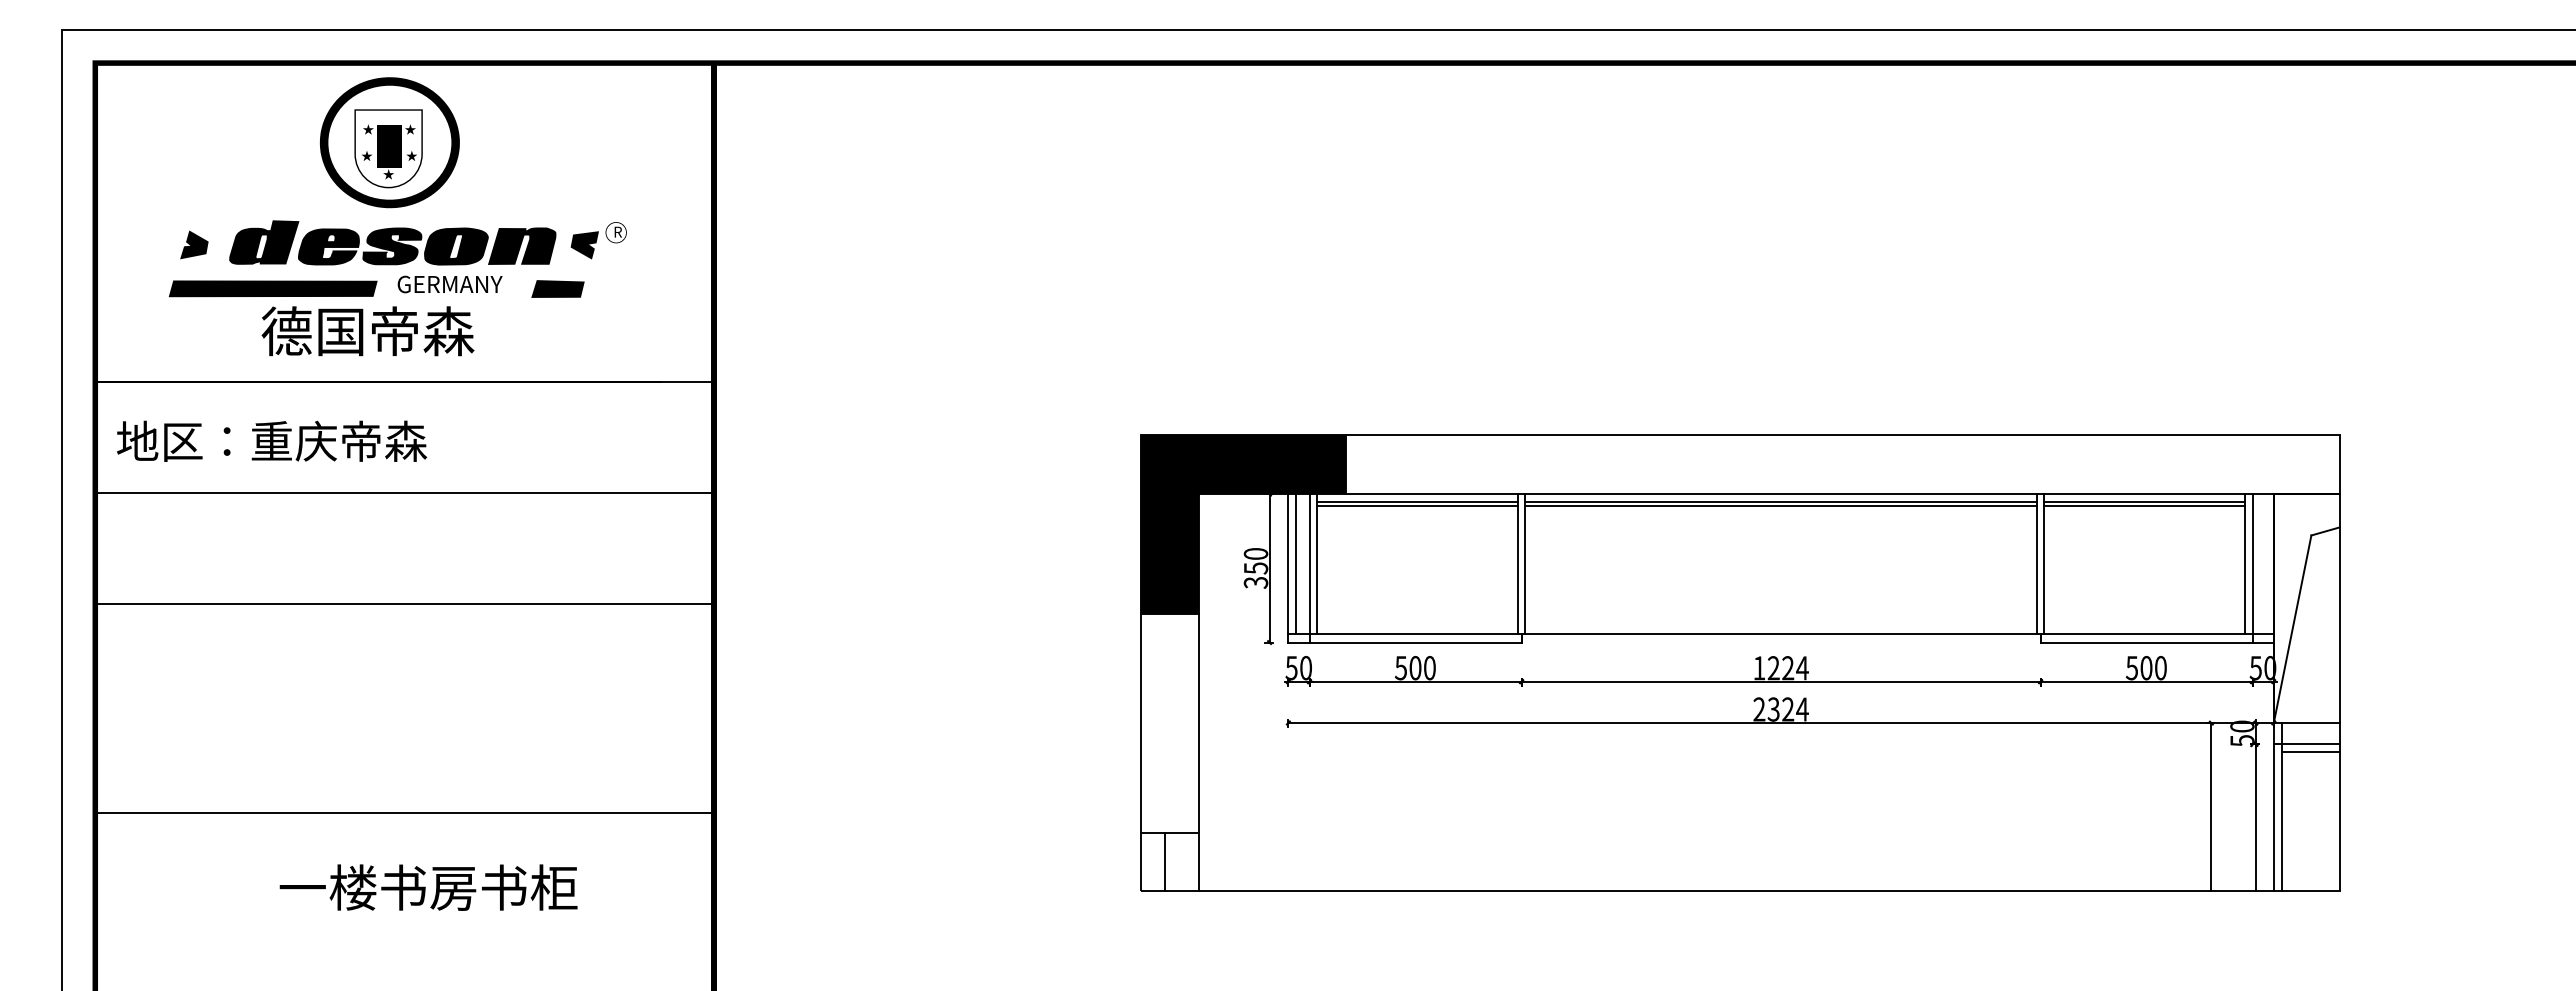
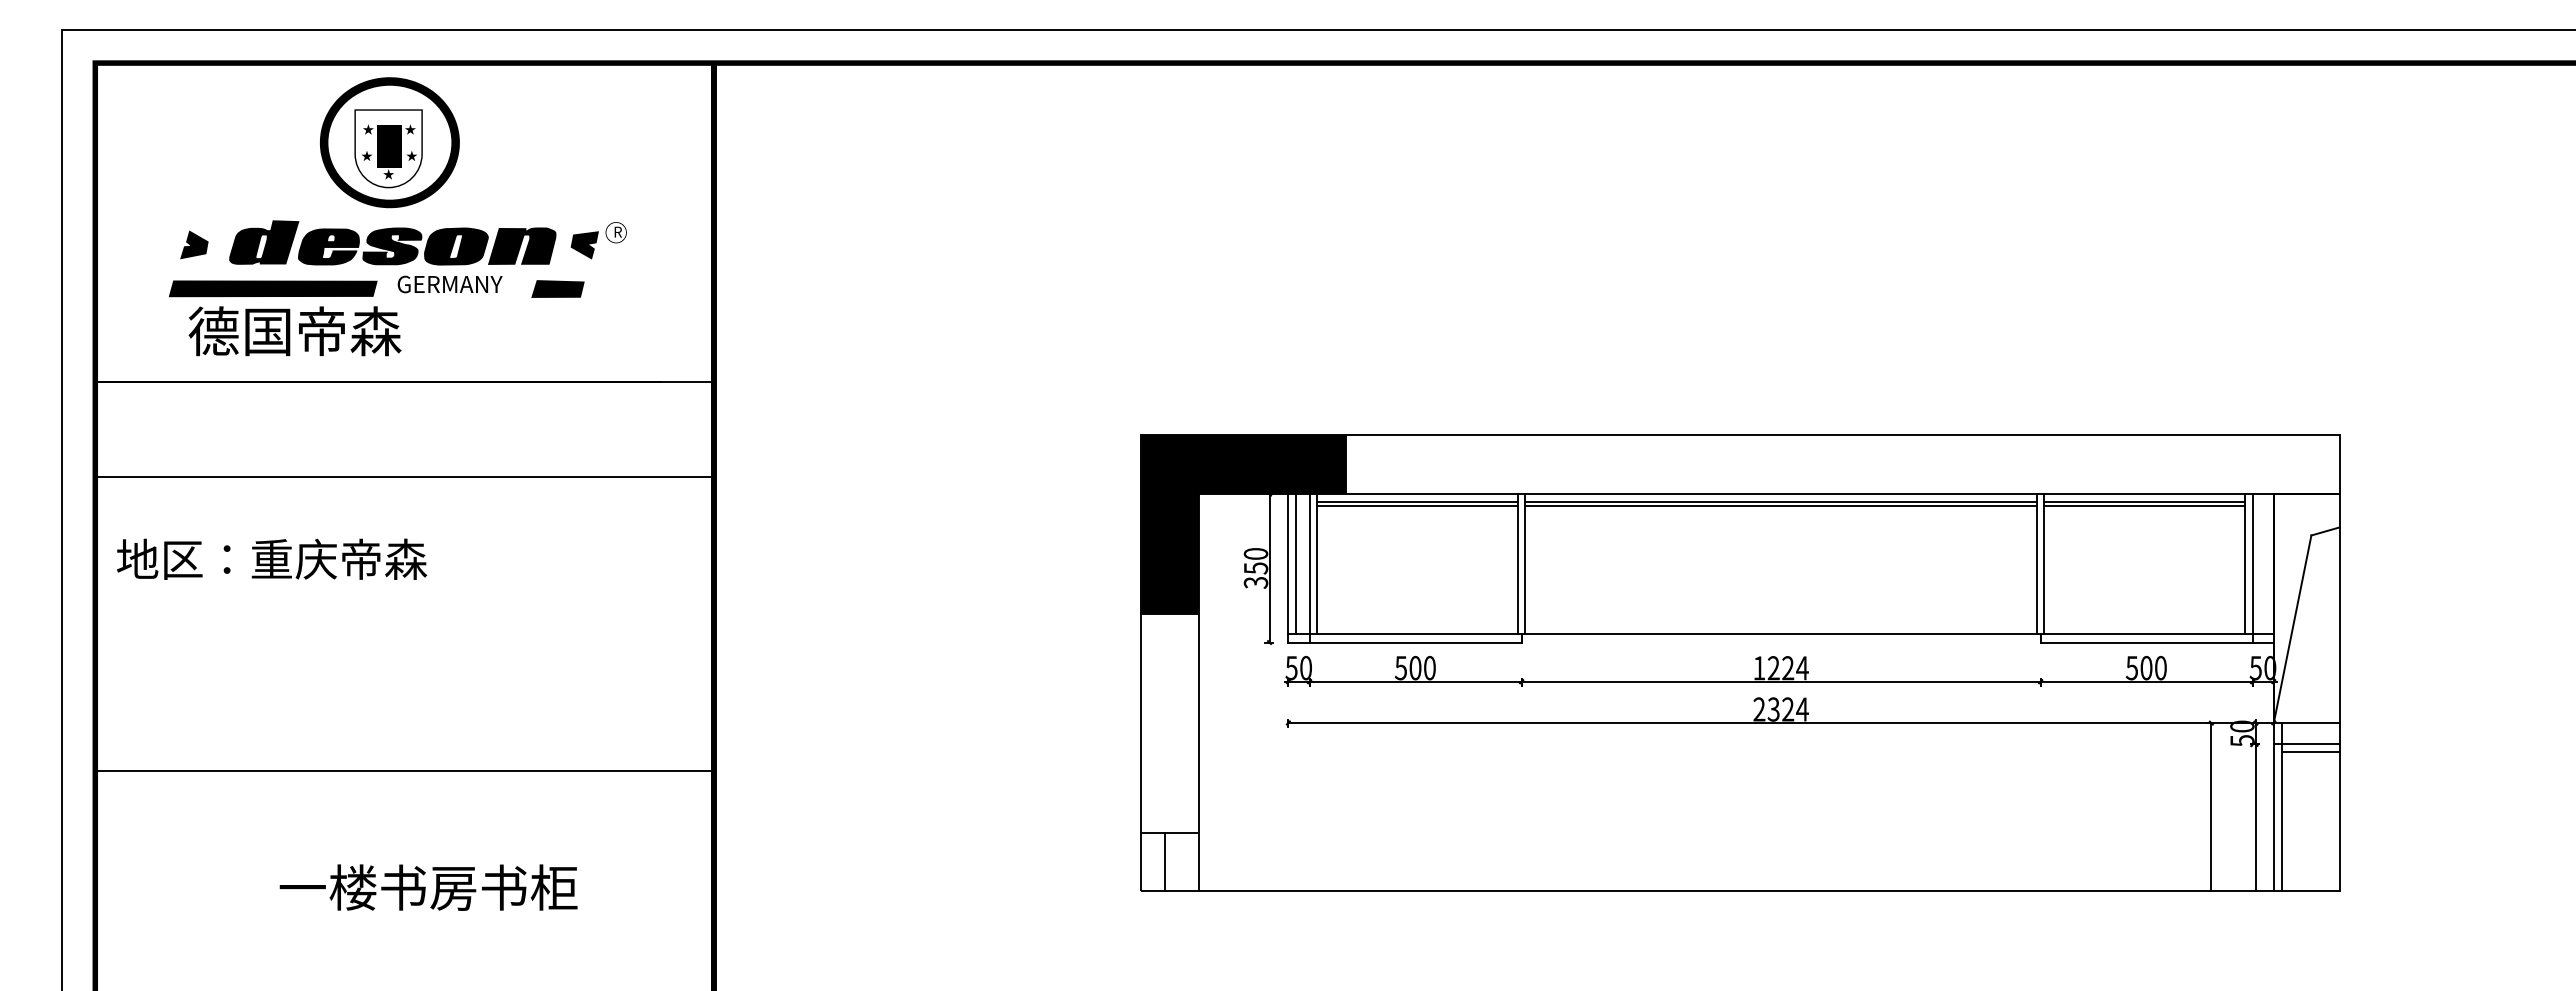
text position: (367, 331) -> (294, 331) (294, 331)
text position: (272, 440) -> (272, 558) (272, 558)
line position: (404, 493) -> (404, 477) (404, 477)
line: present -> none (405, 604)
line position: (404, 812) -> (404, 770) (404, 770)
